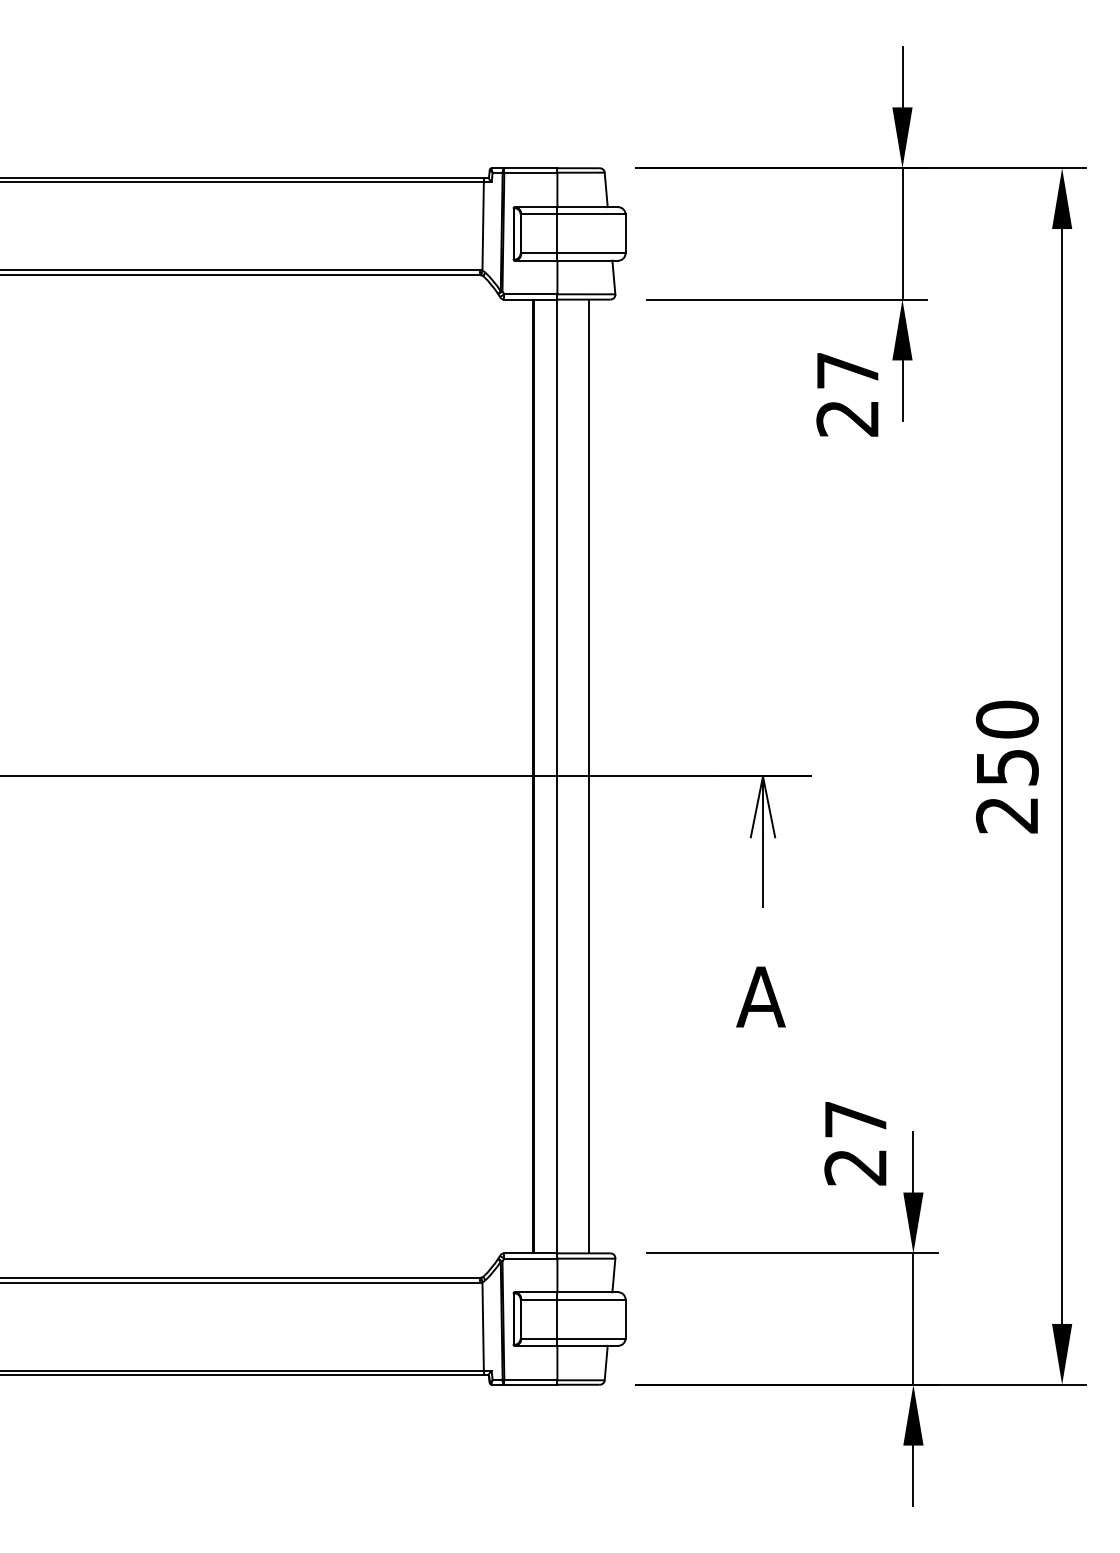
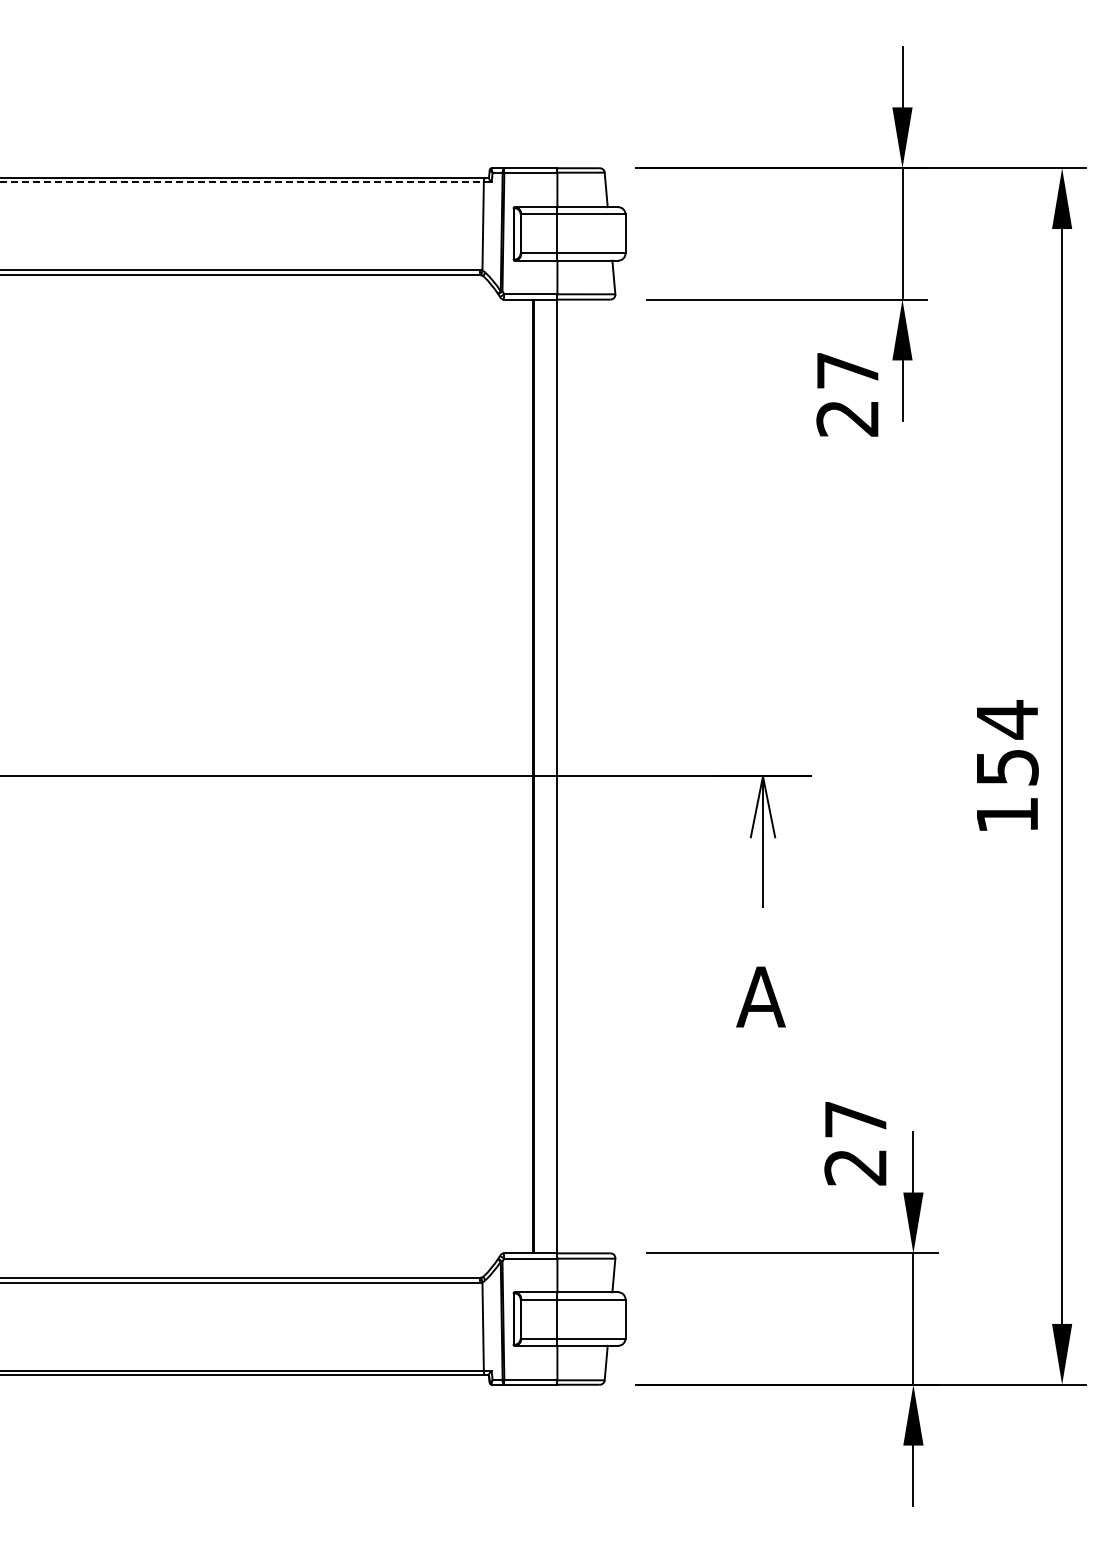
line: solid -> dashed (241, 182)
text: 250 -> 154 (1007, 766)
line: present -> none (589, 776)
